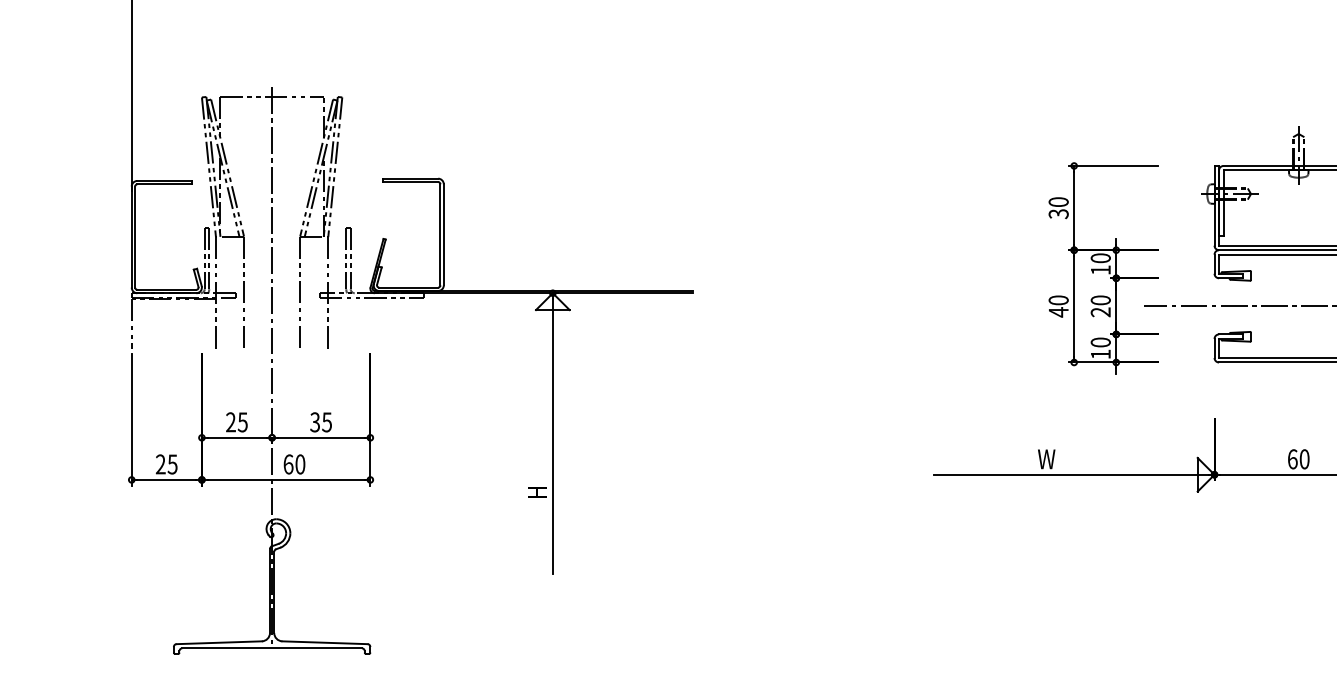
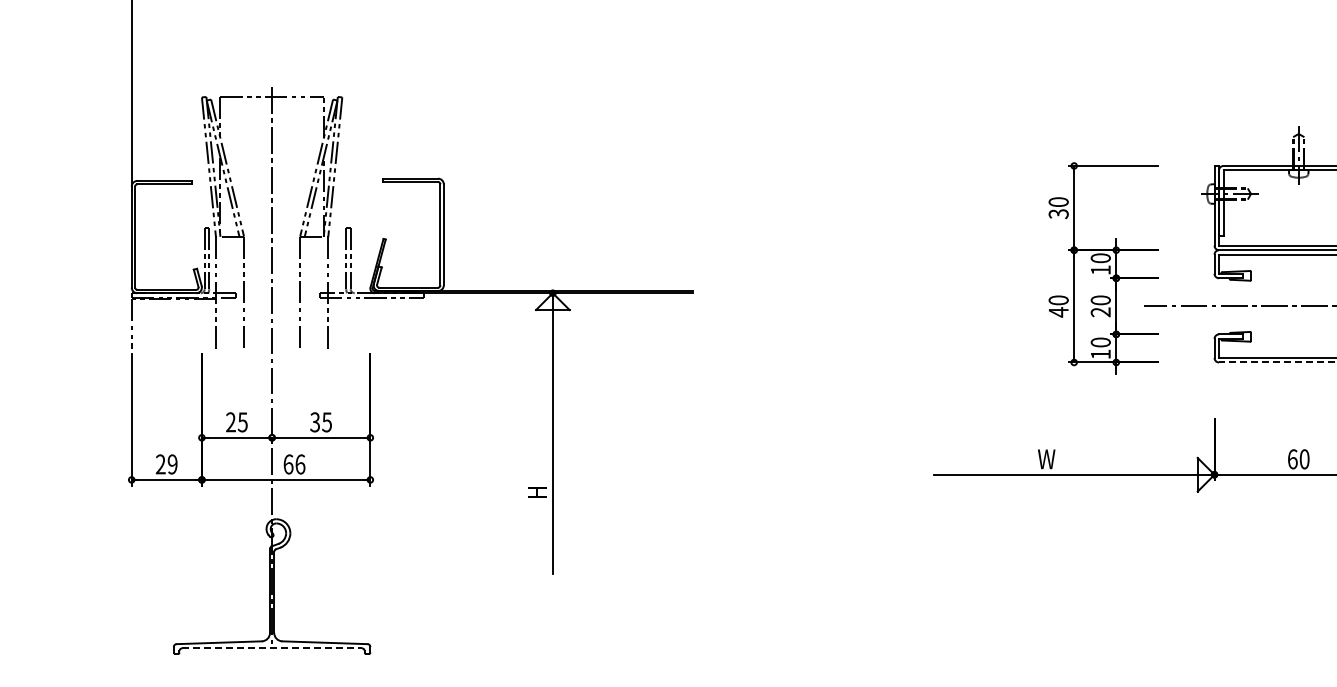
line: solid -> dashed (1277, 362)
text: 25 -> 29 (172, 464)
text: 60 -> 66 (300, 464)
line: solid -> dashed (272, 648)
